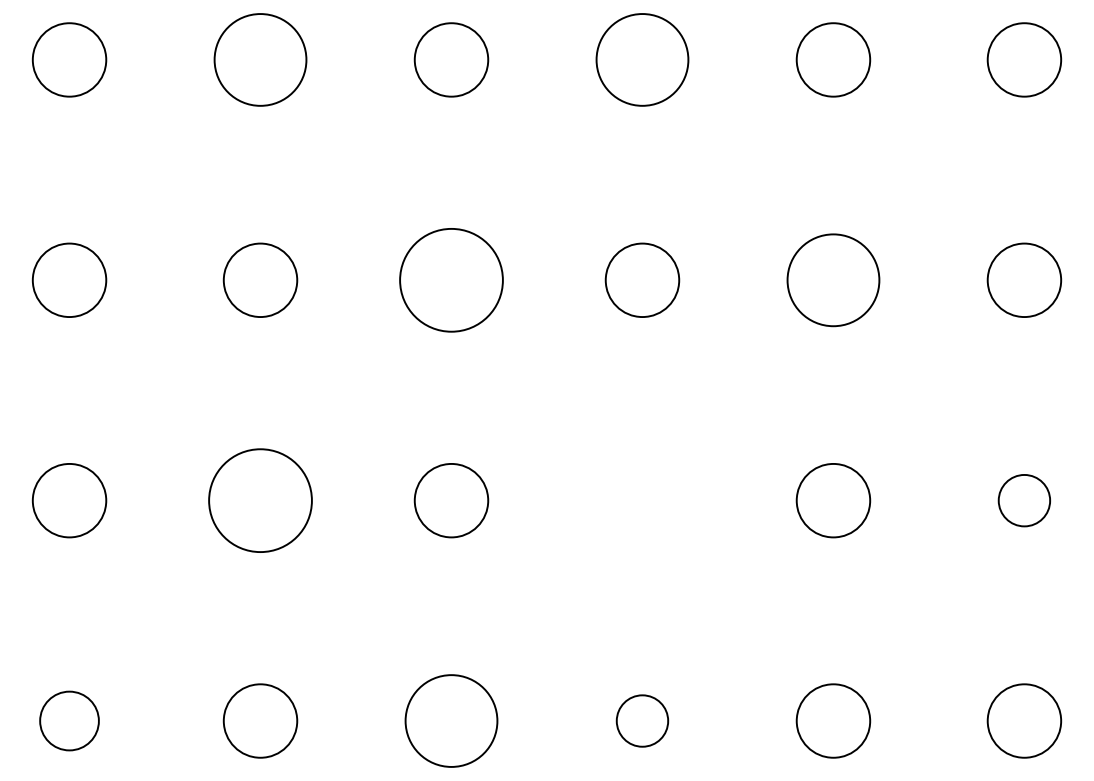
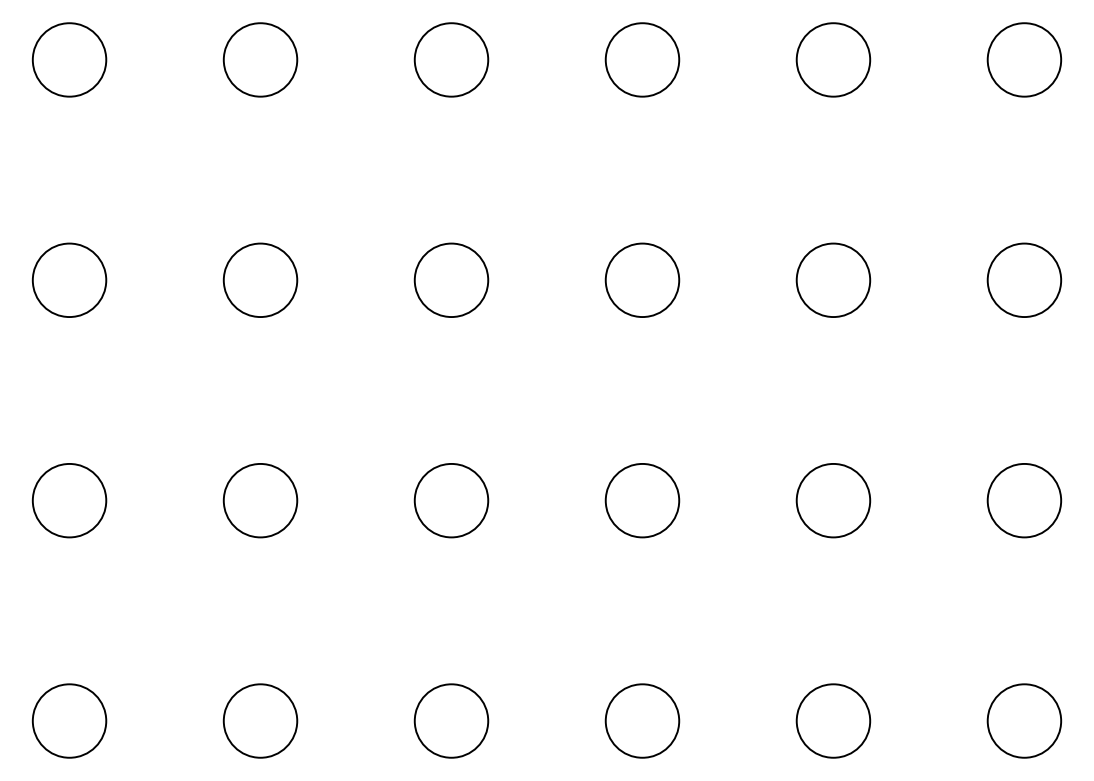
circle diameter: 92 px -> 73 px (260, 59)
circle size: 95x94 px -> 77x76 px (642, 59)
circle diameter: 103 px -> 73 px (451, 280)
circle diameter: 92 px -> 73 px (833, 280)
circle diameter: 103 px -> 73 px (260, 500)
circle: none -> present (642, 500)
circle diameter: 51 px -> 73 px (1024, 500)
circle size: 61x62 px -> 77x76 px (69, 720)
circle diameter: 92 px -> 73 px (451, 720)
circle diameter: 51 px -> 73 px (642, 720)
